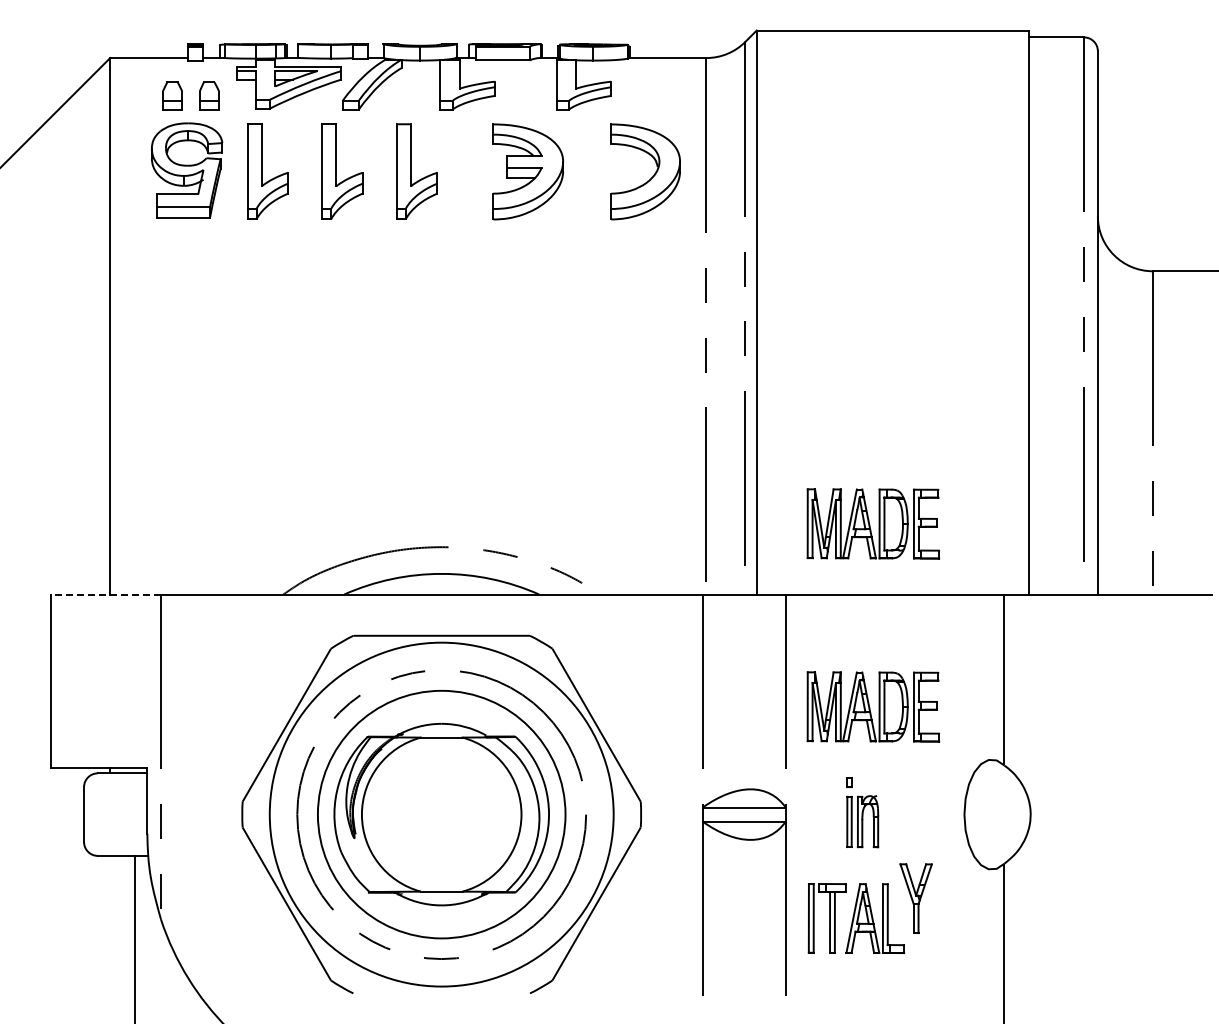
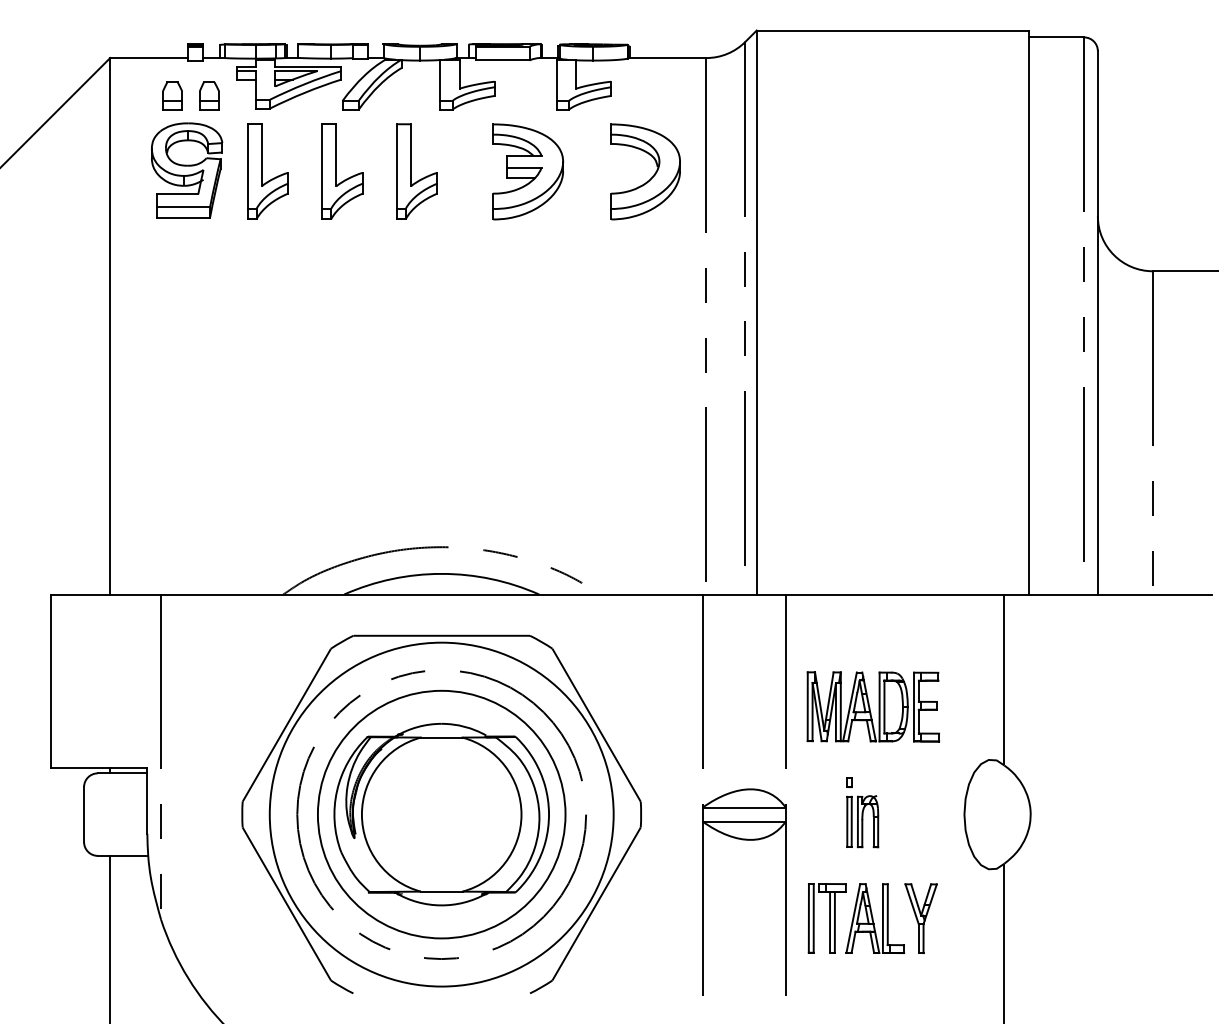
part: present -> none (873, 523)
line: dashed -> solid (105, 594)
part position: (915, 898) -> (920, 918) (920, 918)
line position: (135, 937) -> (110, 937) (110, 937)
